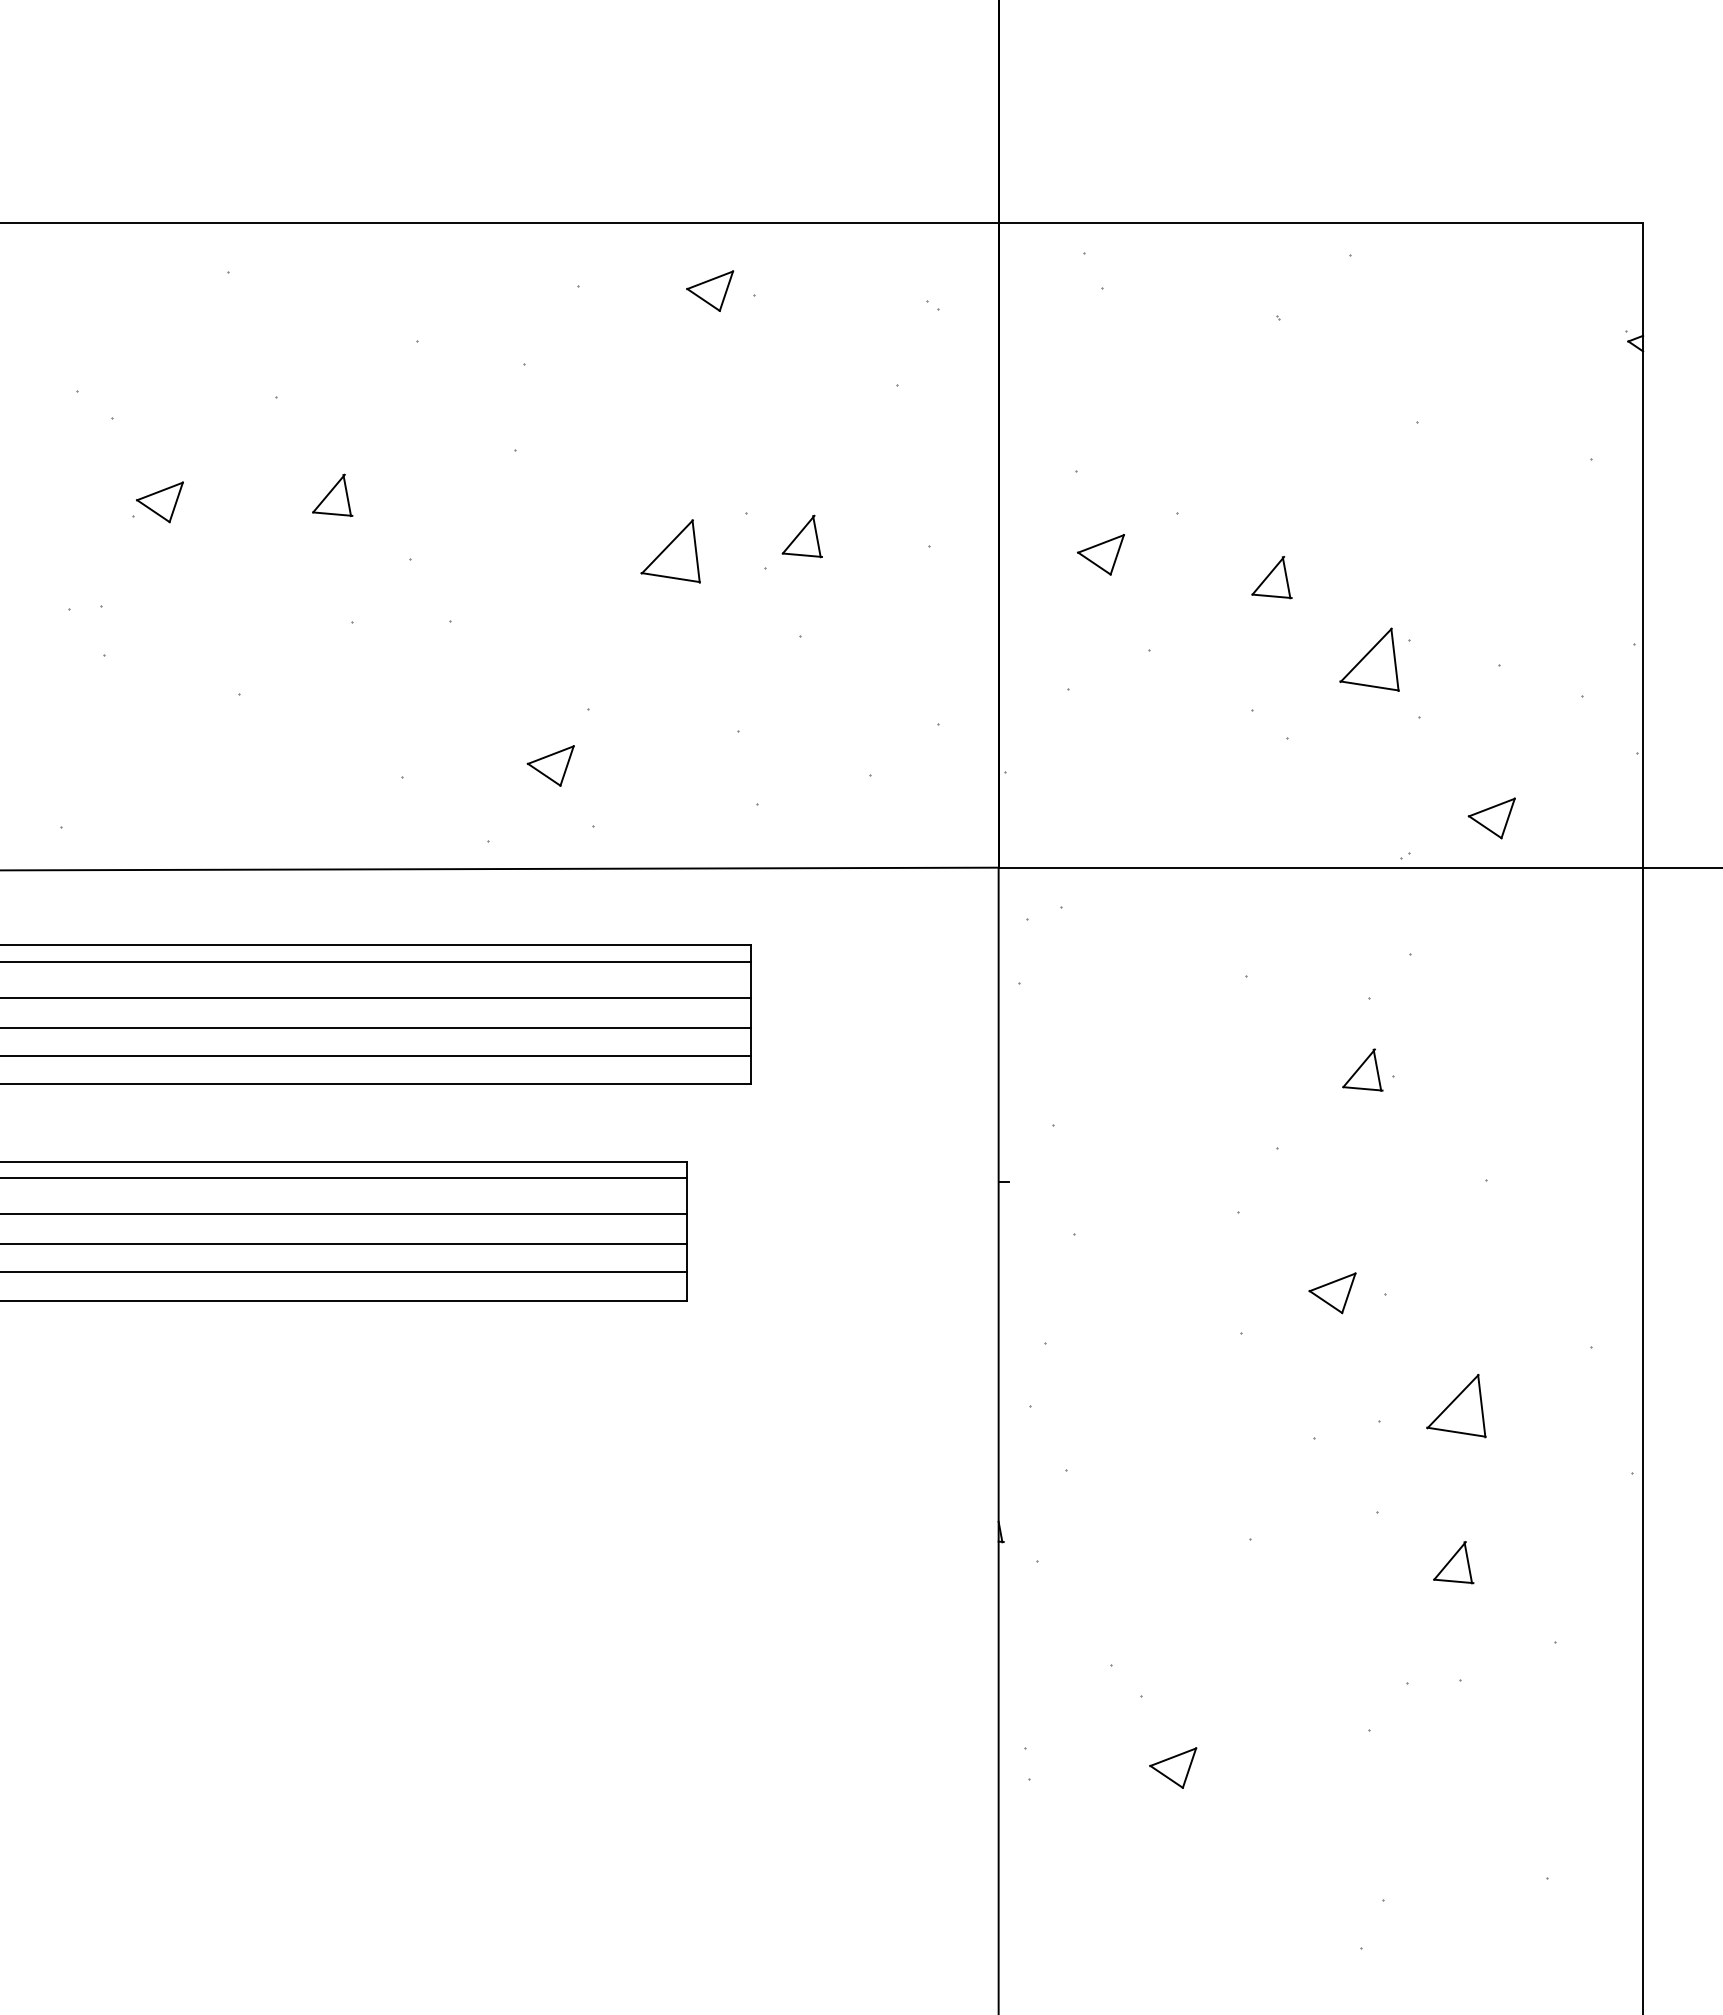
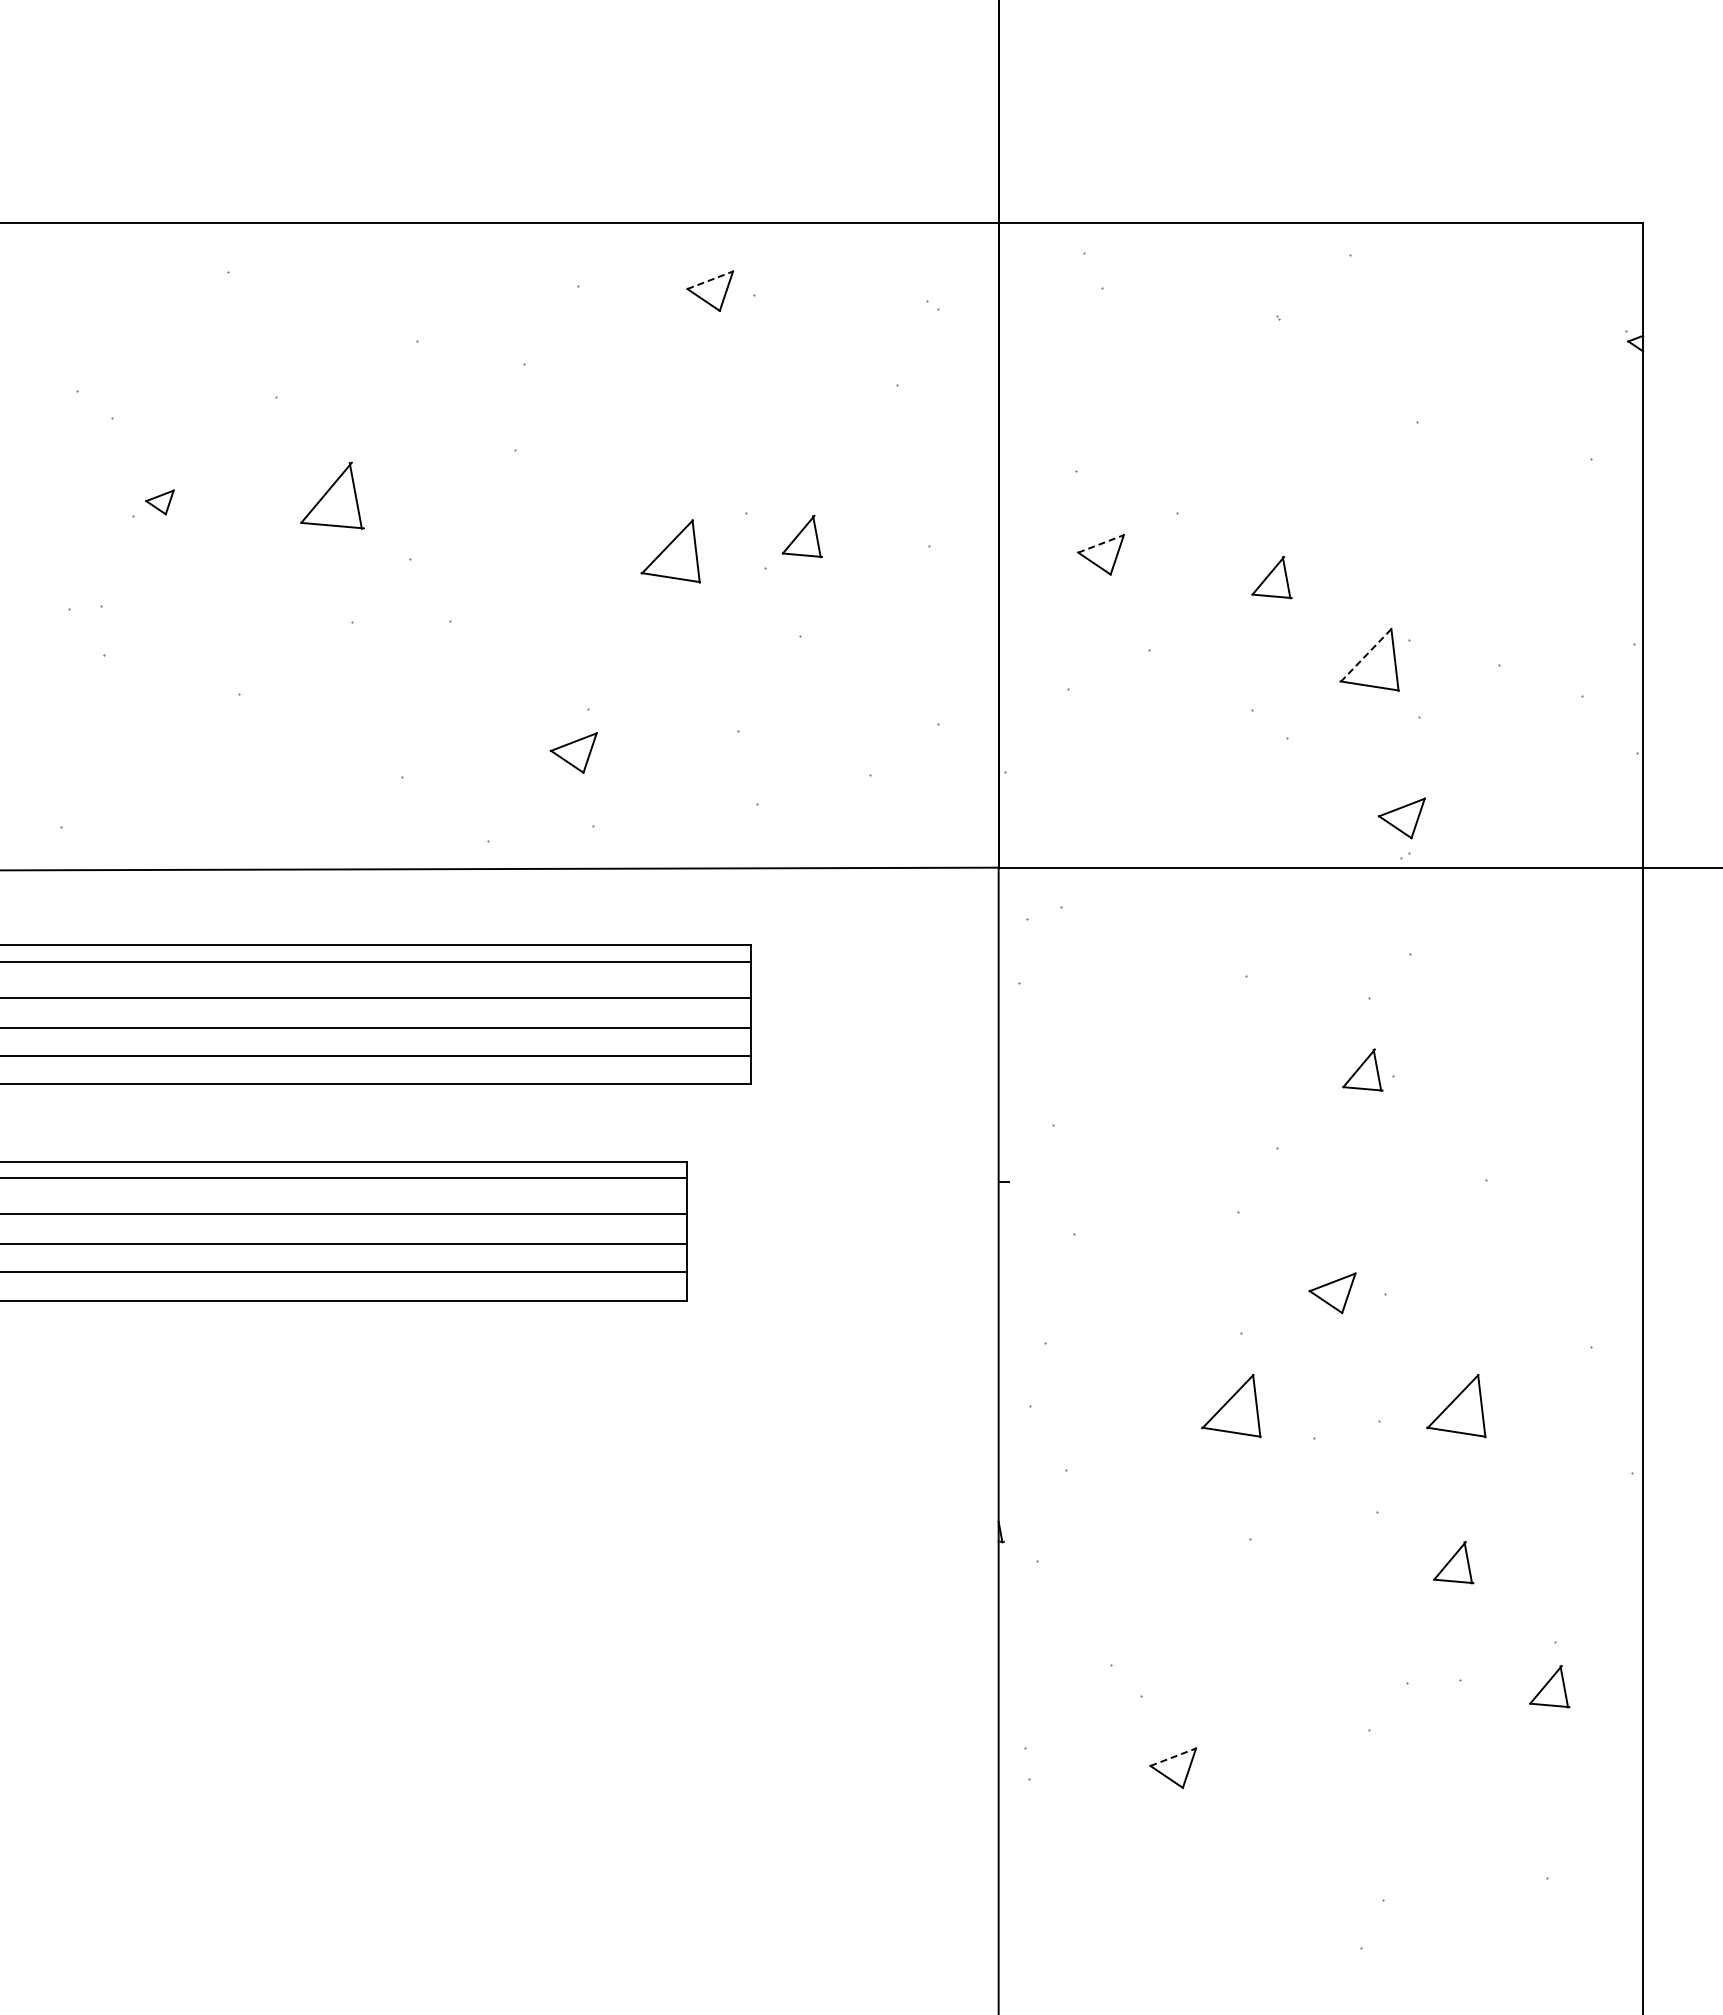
line: solid -> dashed (710, 280)
part size: 42x44 px -> 65x69 px (332, 495)
part size: 48x43 px -> 30x27 px (159, 502)
line: solid -> dashed (1100, 543)
line: solid -> dashed (1366, 655)
part position: (550, 765) -> (573, 752) (573, 752)
part position: (1491, 818) -> (1401, 818) (1401, 818)
part: none -> present (1231, 1406)
part: none -> present (1549, 1686)
line: solid -> dashed (1173, 1757)
